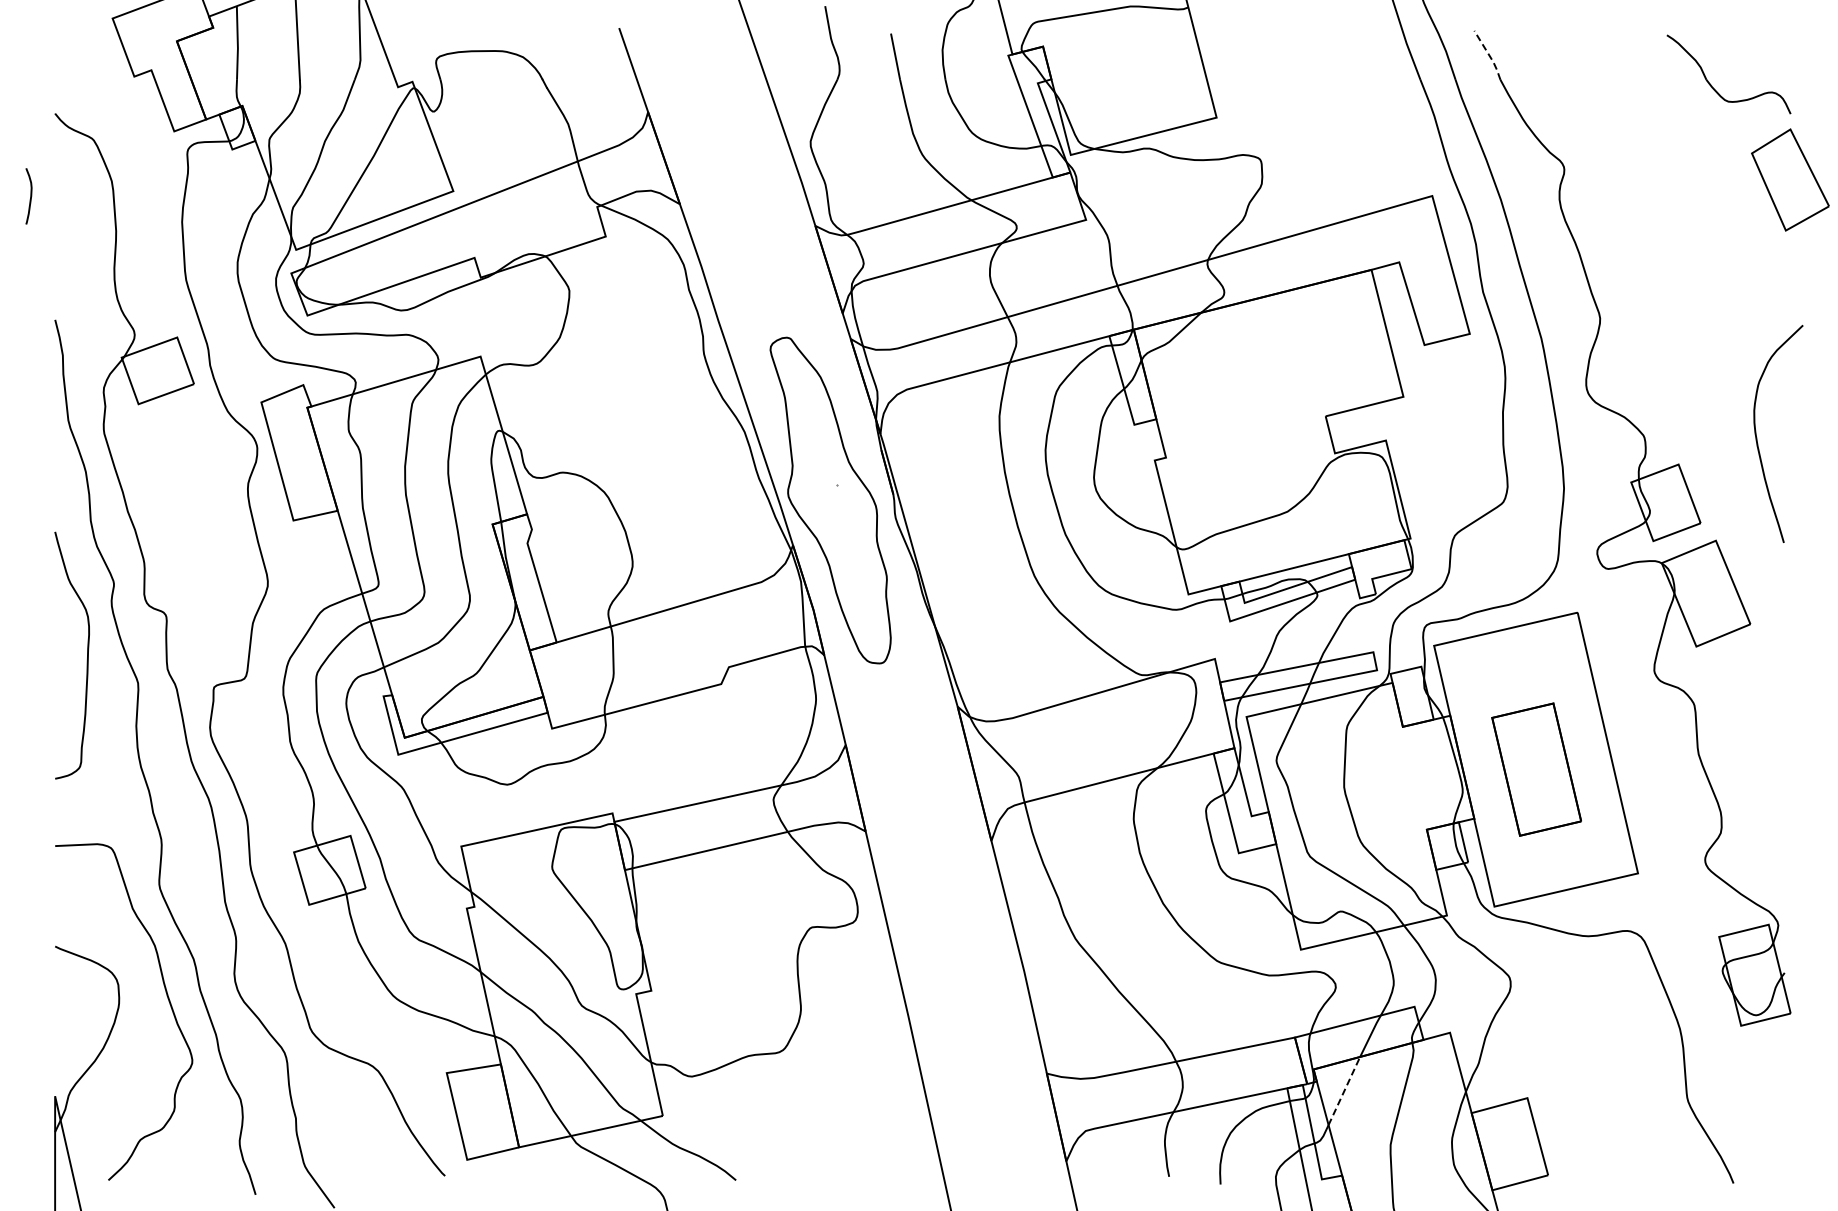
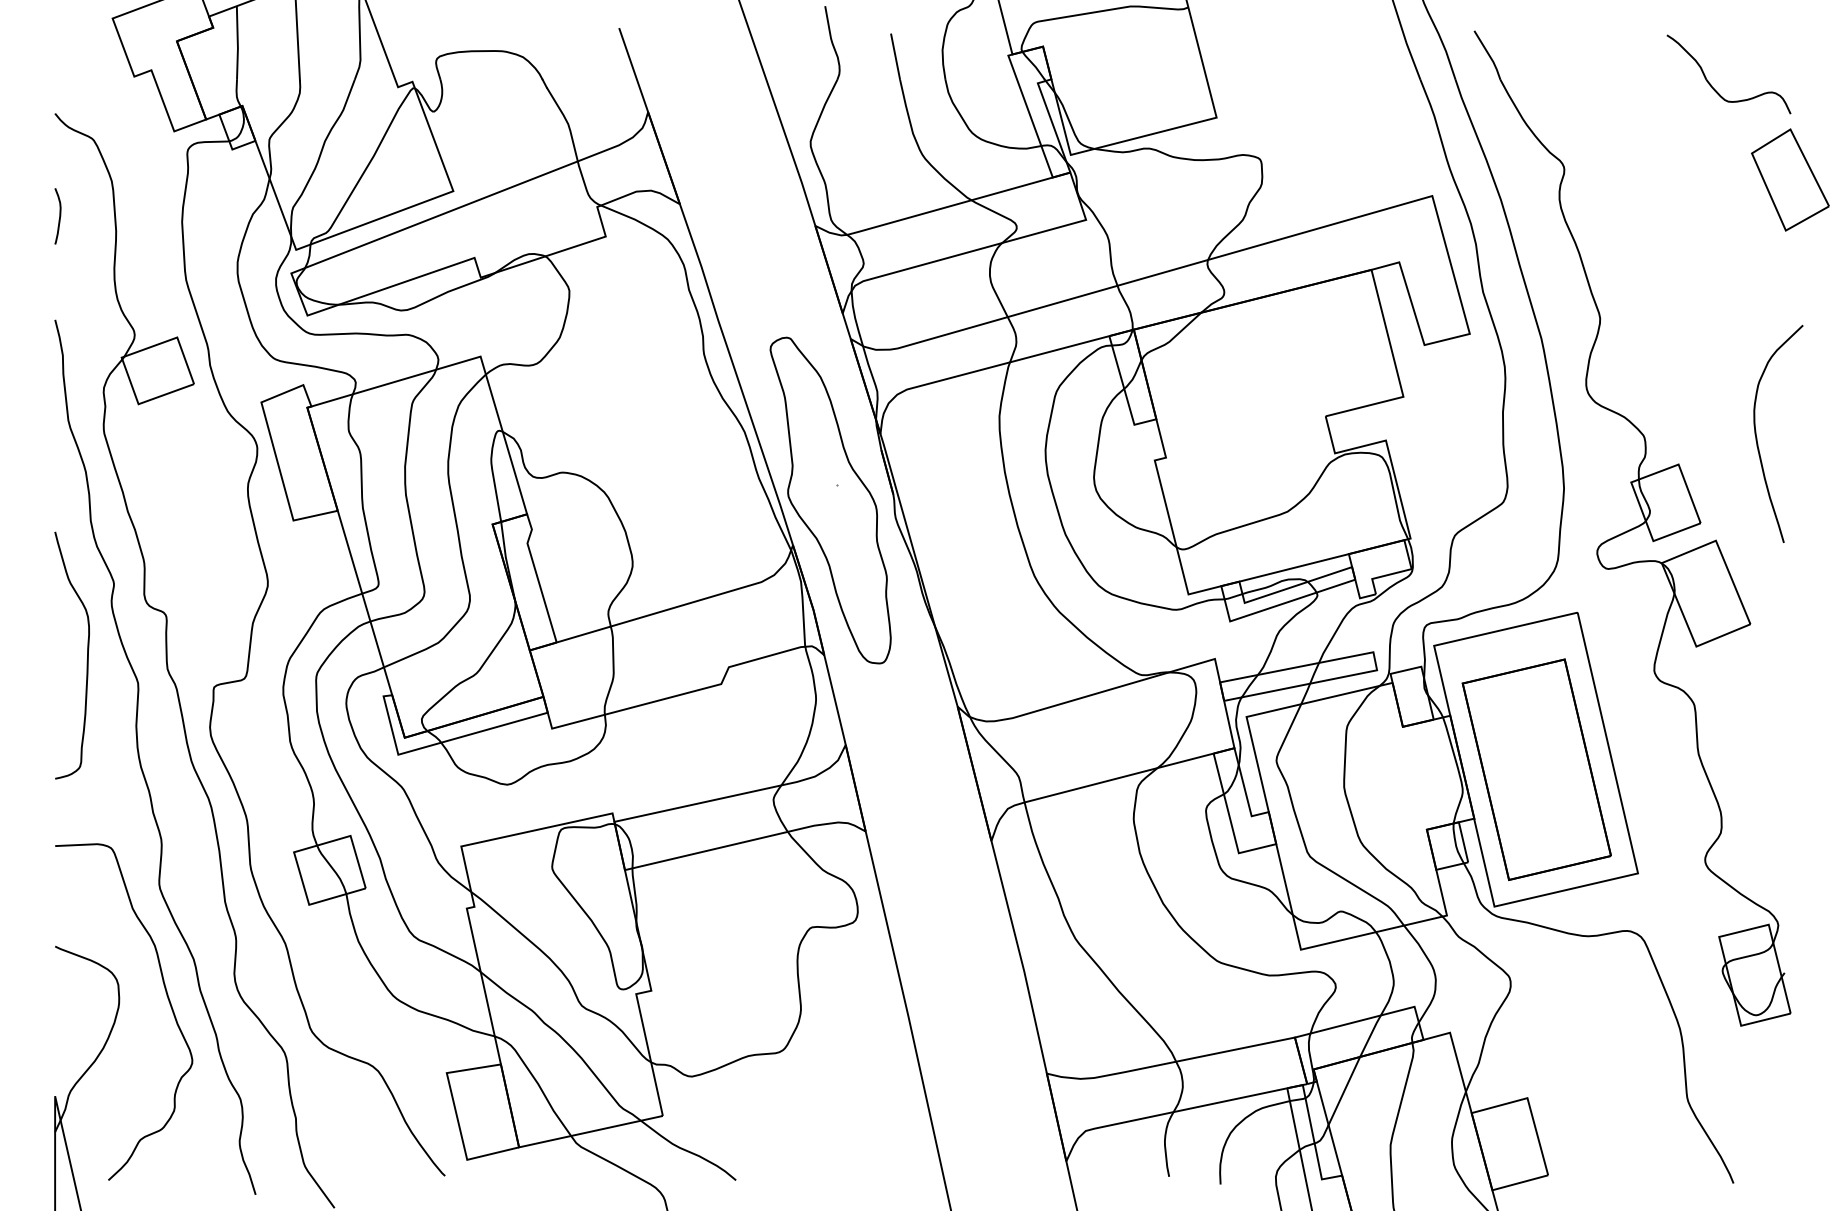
line: dashed -> solid (1489, 55)
curve position: (30, 196) -> (59, 216) (59, 216)
part size: 91x135 px -> 151x223 px (1536, 769)
line: dashed -> solid (1344, 1091)
